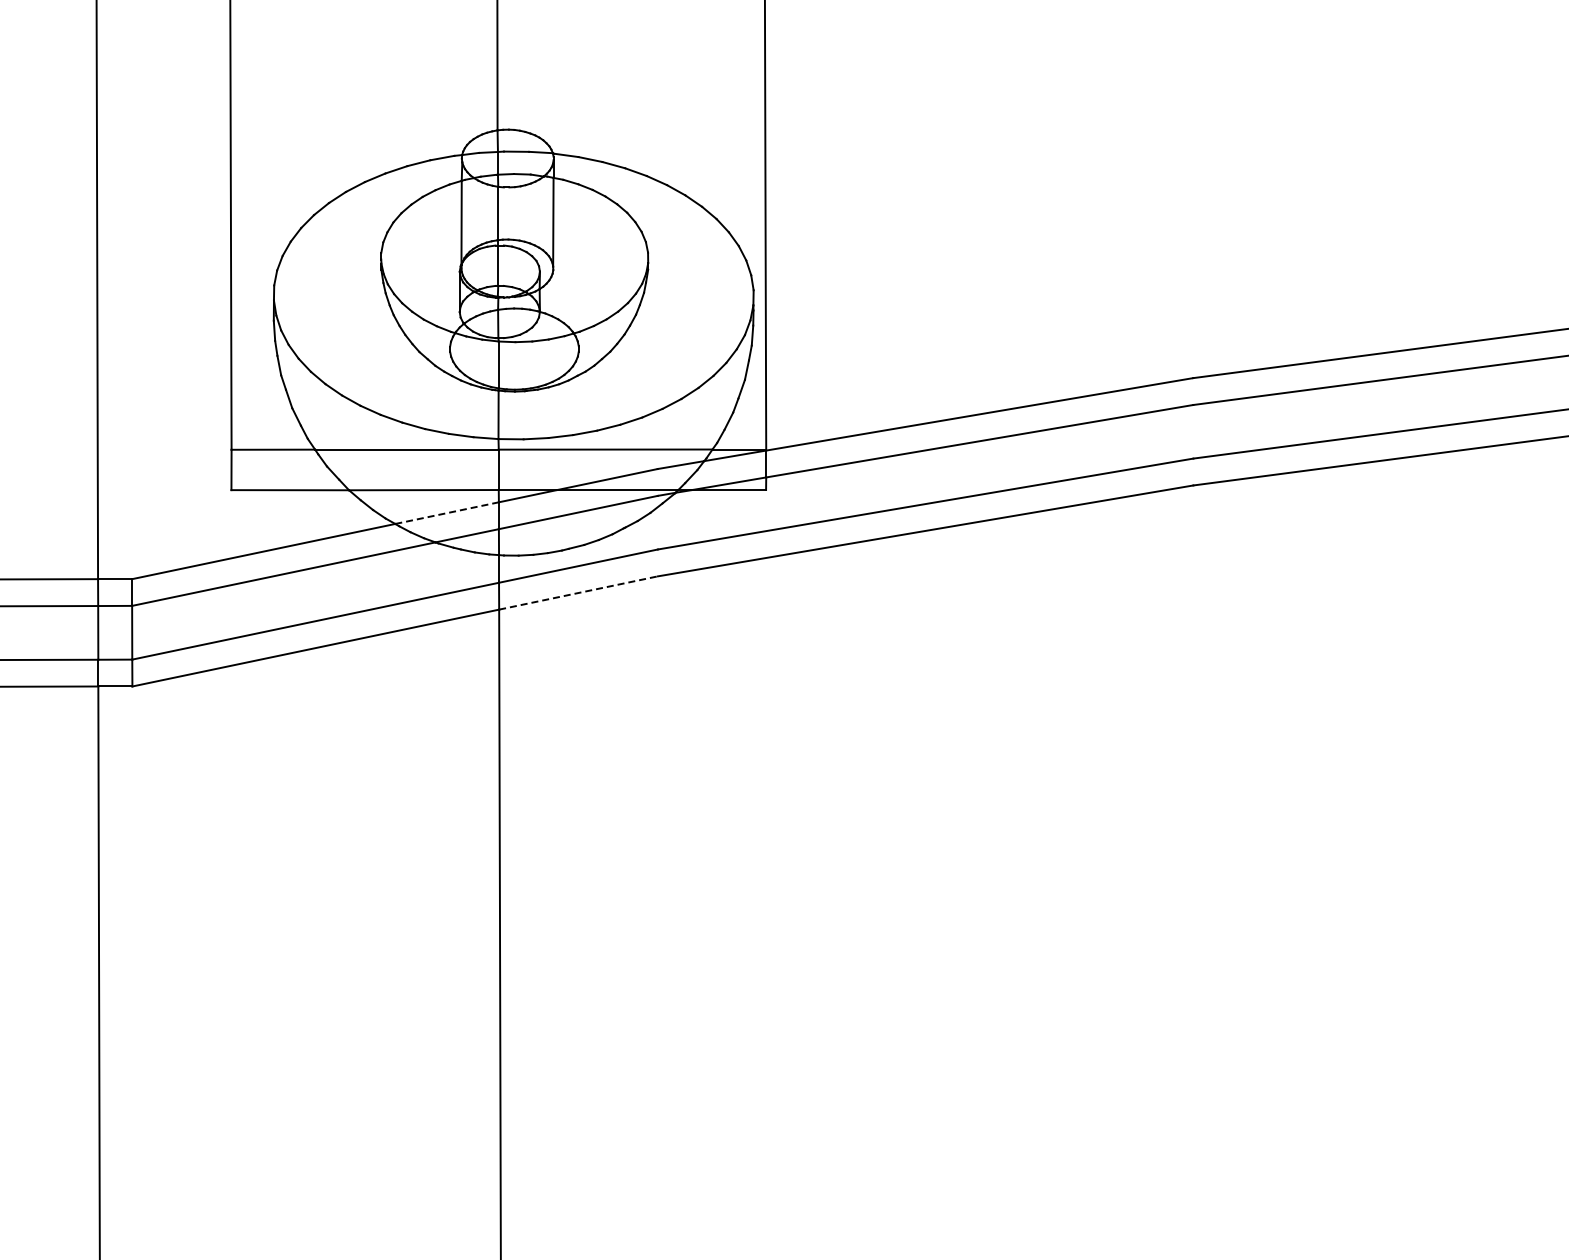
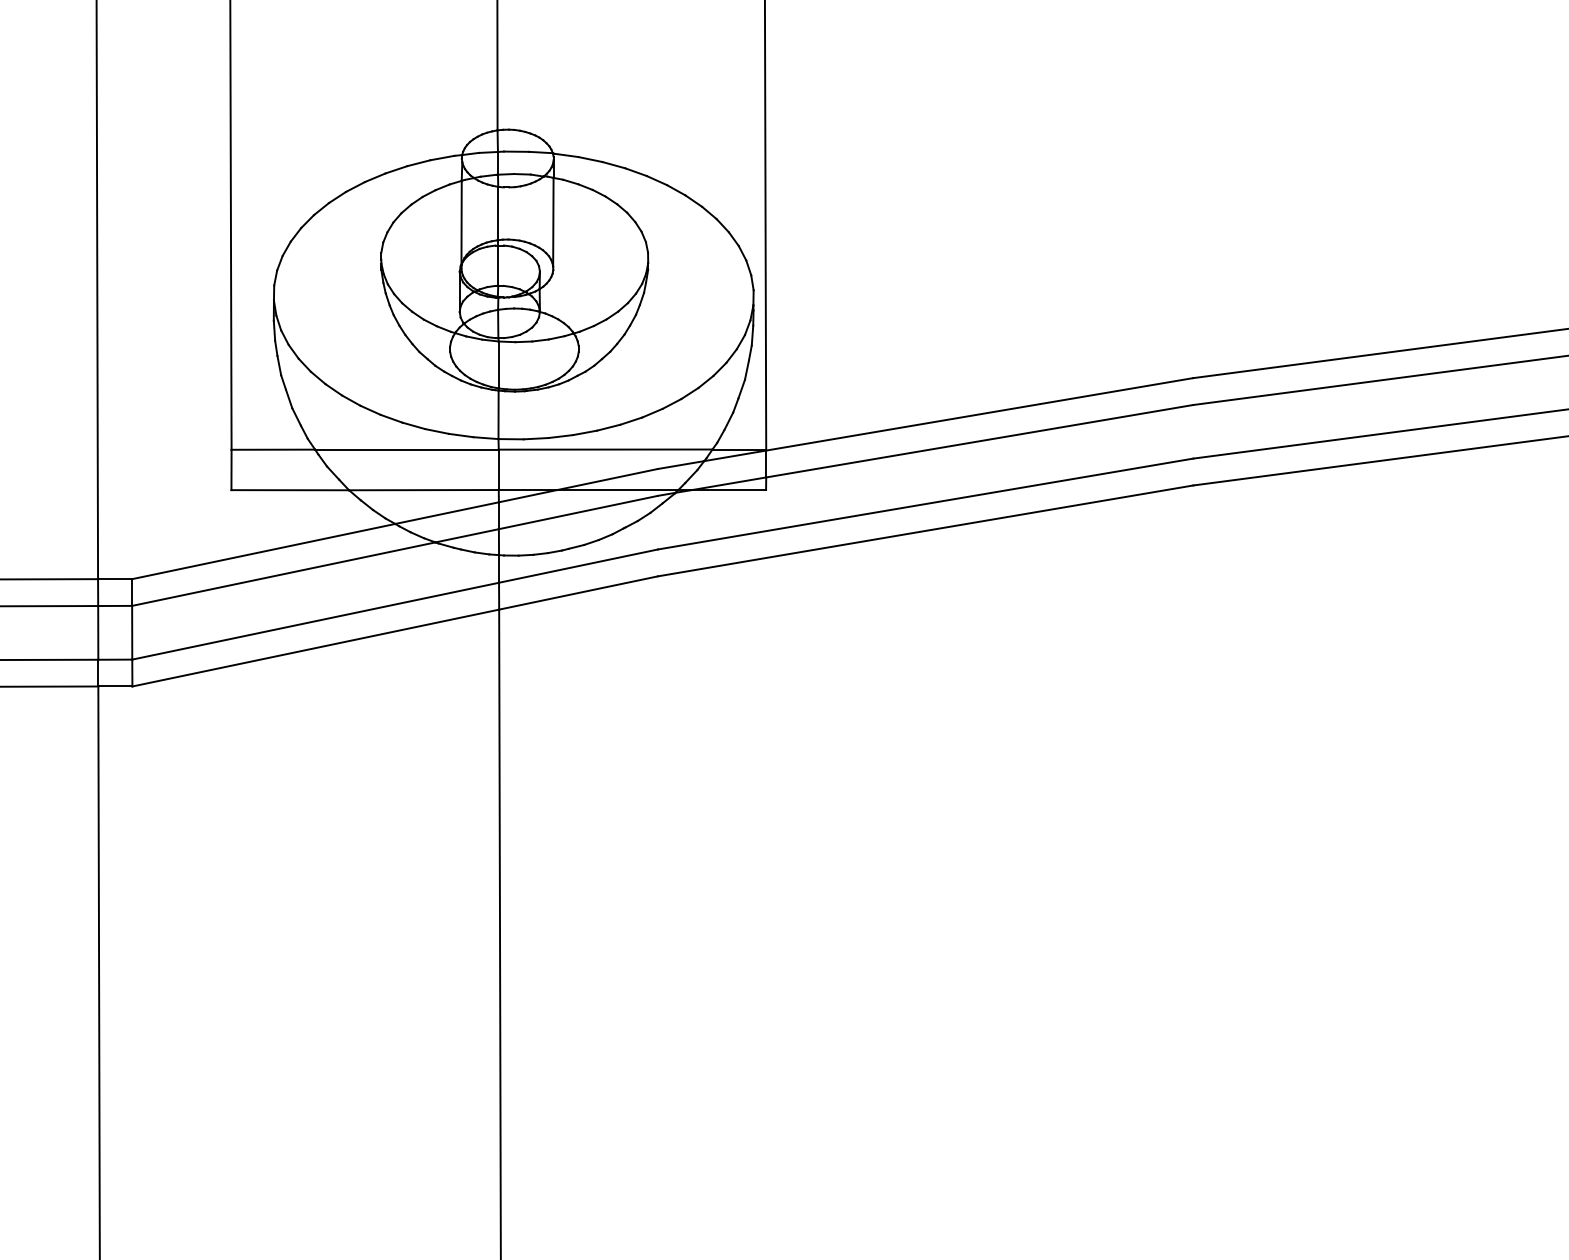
line: dashed -> solid (447, 513)
line: dashed -> solid (579, 592)
